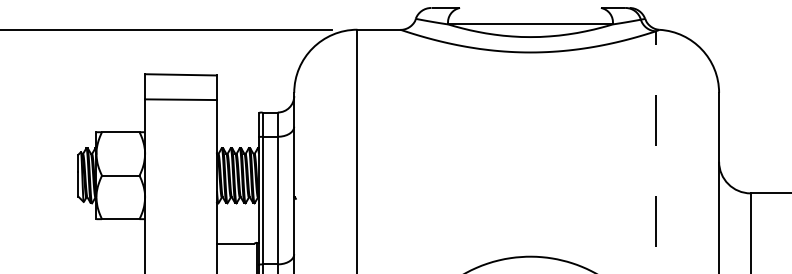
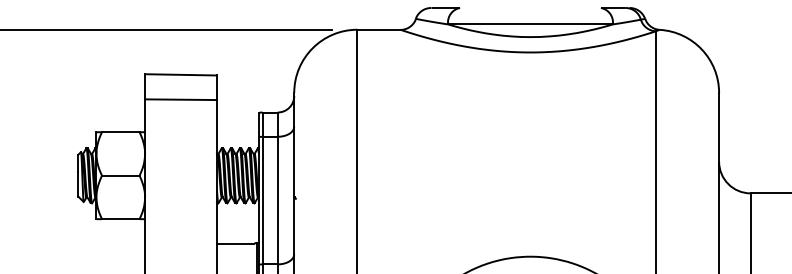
line: dashed -> solid (655, 152)
